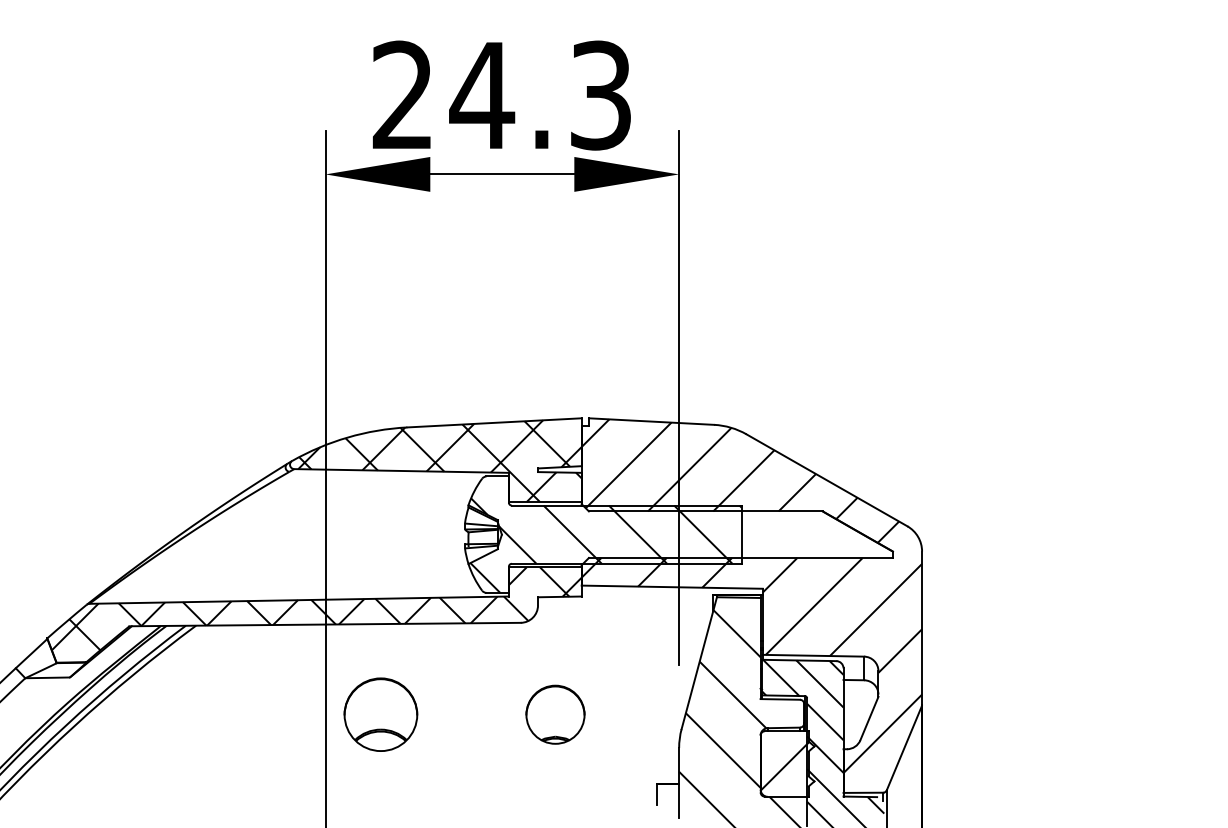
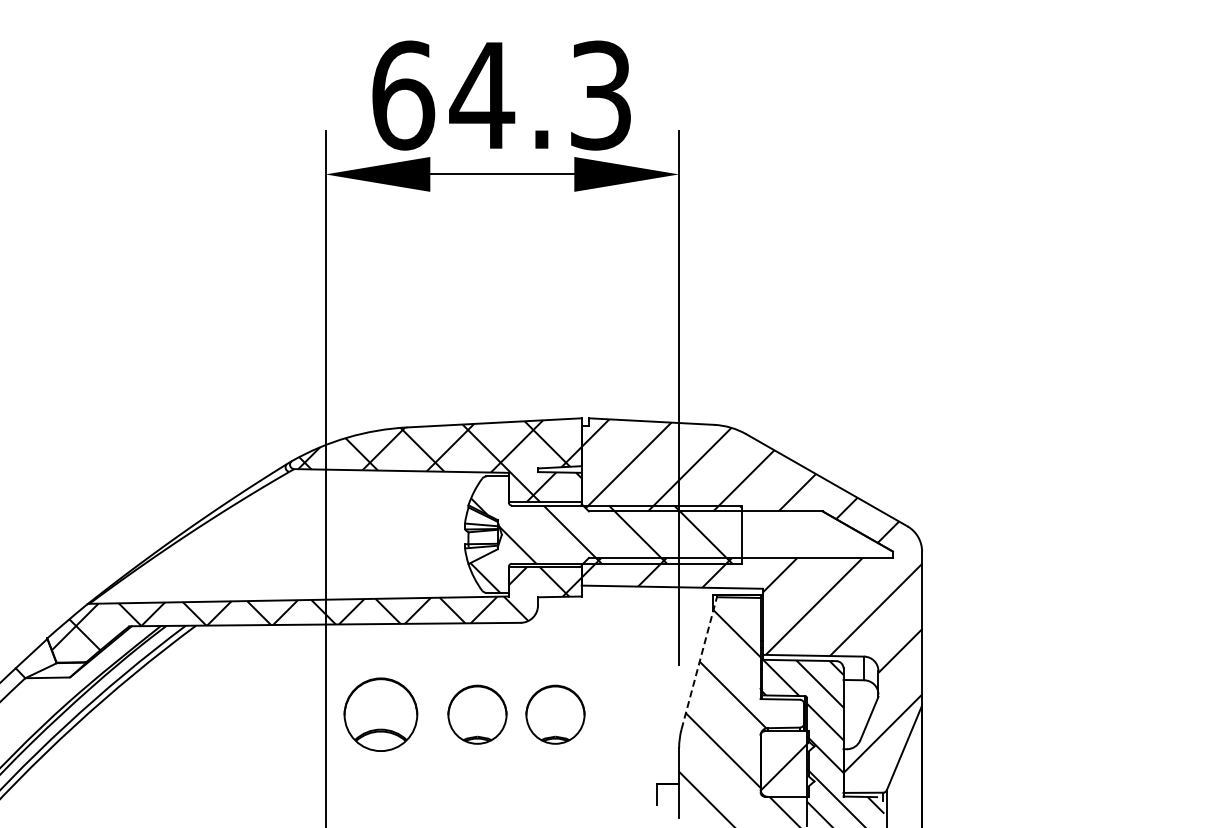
text: 24.3 -> 64.3 (403, 95)
line: solid -> dashed (699, 662)
part: none -> present (477, 714)
